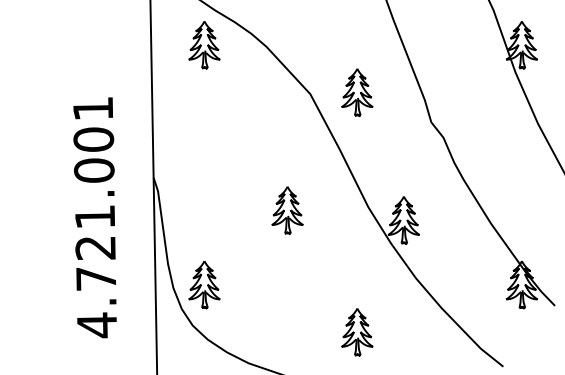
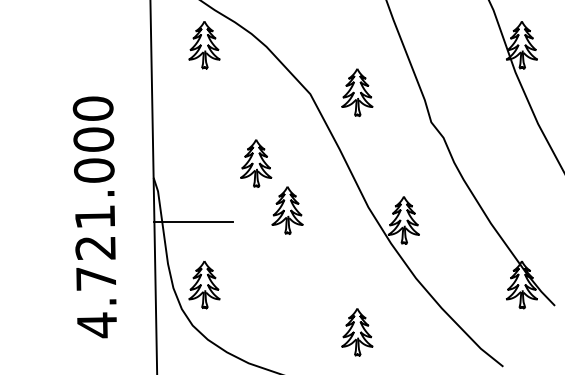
text: 4.721.001 -> 4.721.000 (92, 108)
part: none -> present (256, 163)
line: none -> present (193, 222)
